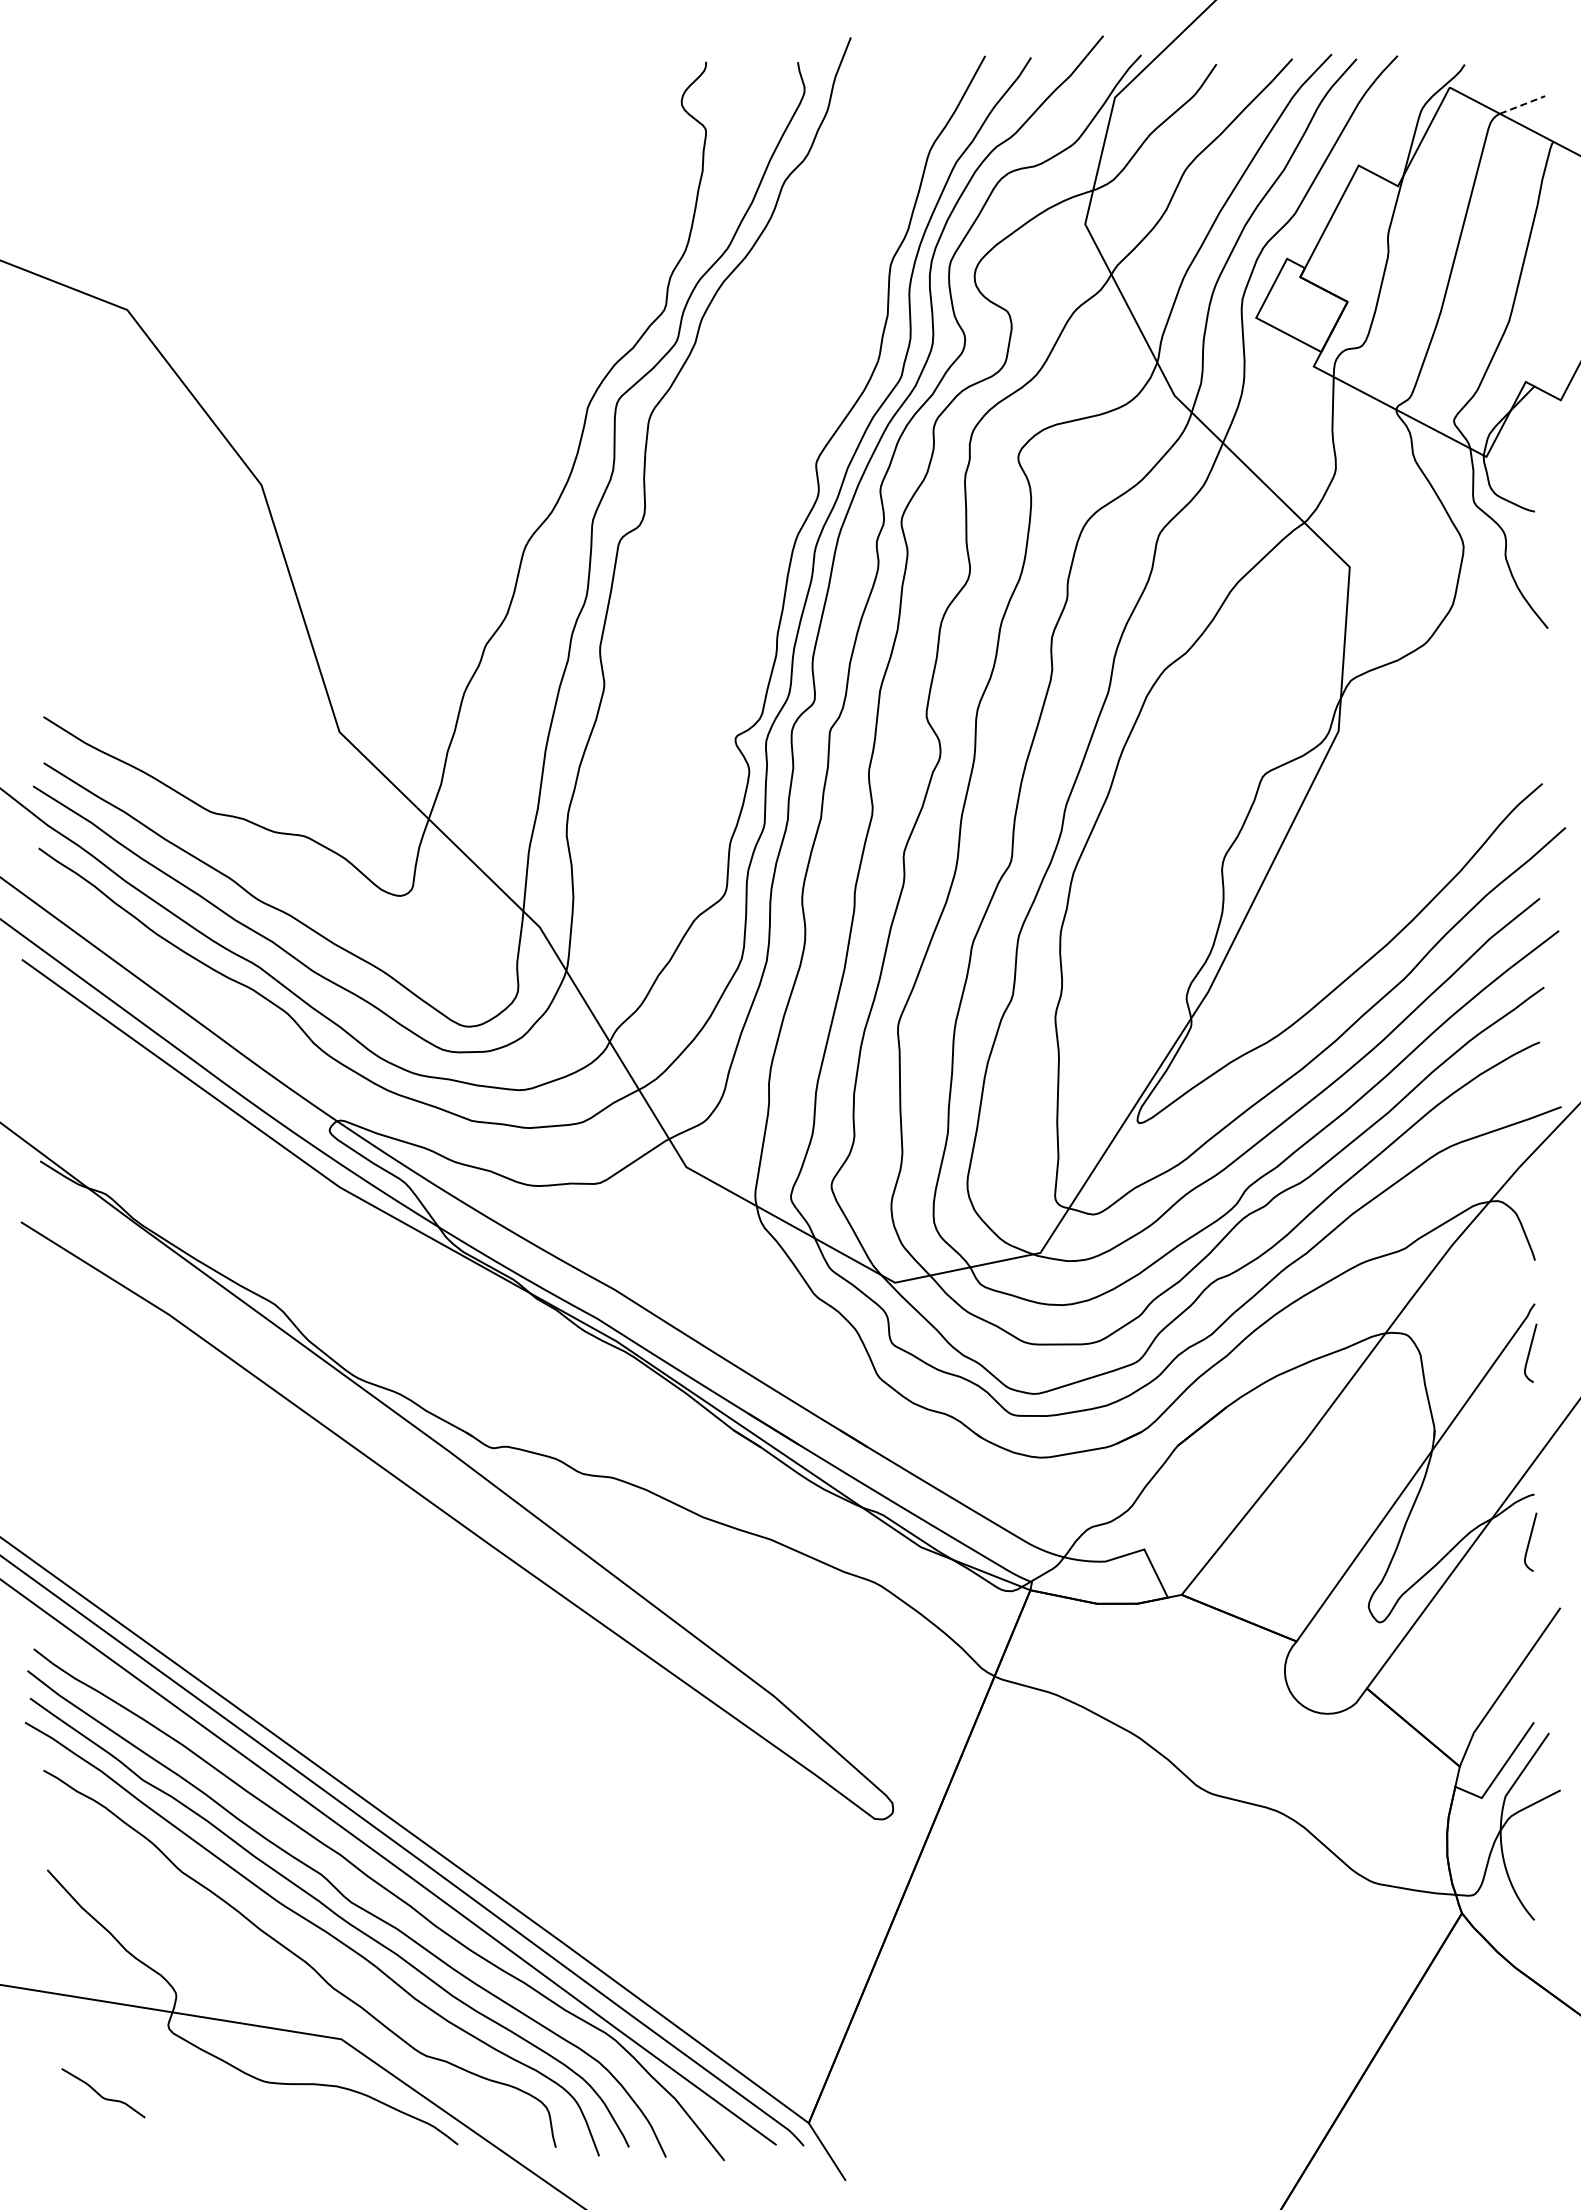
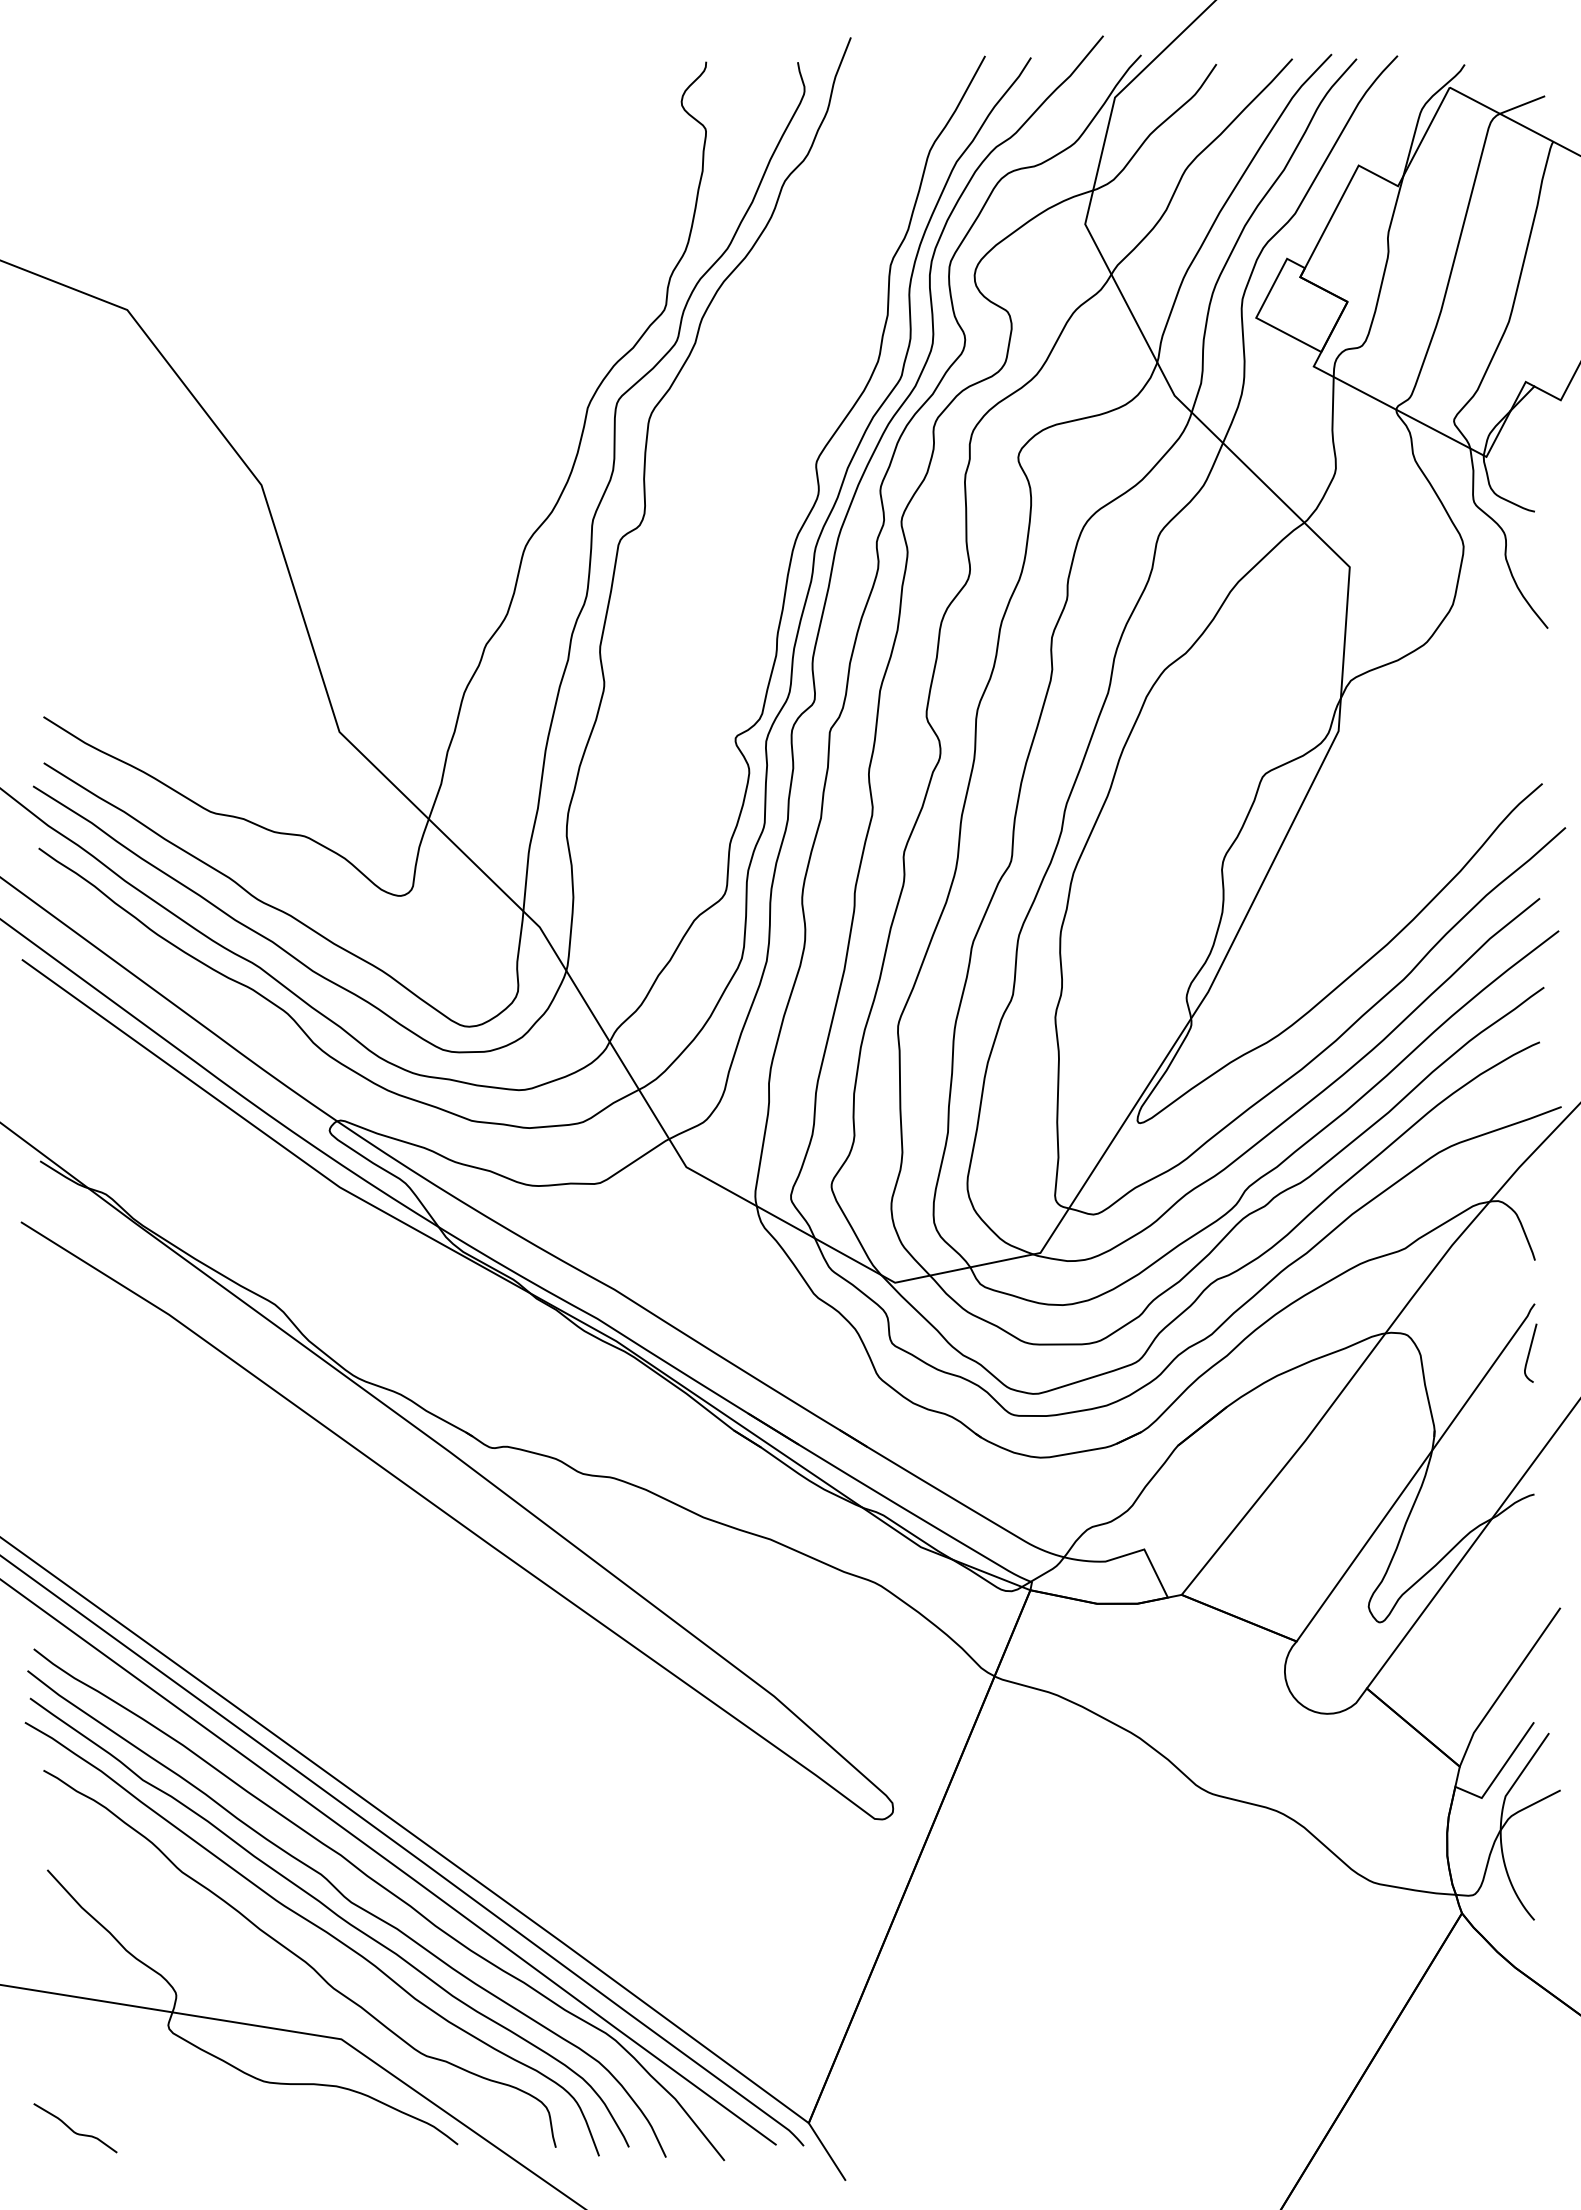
line: dashed -> solid (1523, 104)
curve: present -> none (1530, 1541)
curve position: (101, 2095) -> (73, 2130) (73, 2130)
